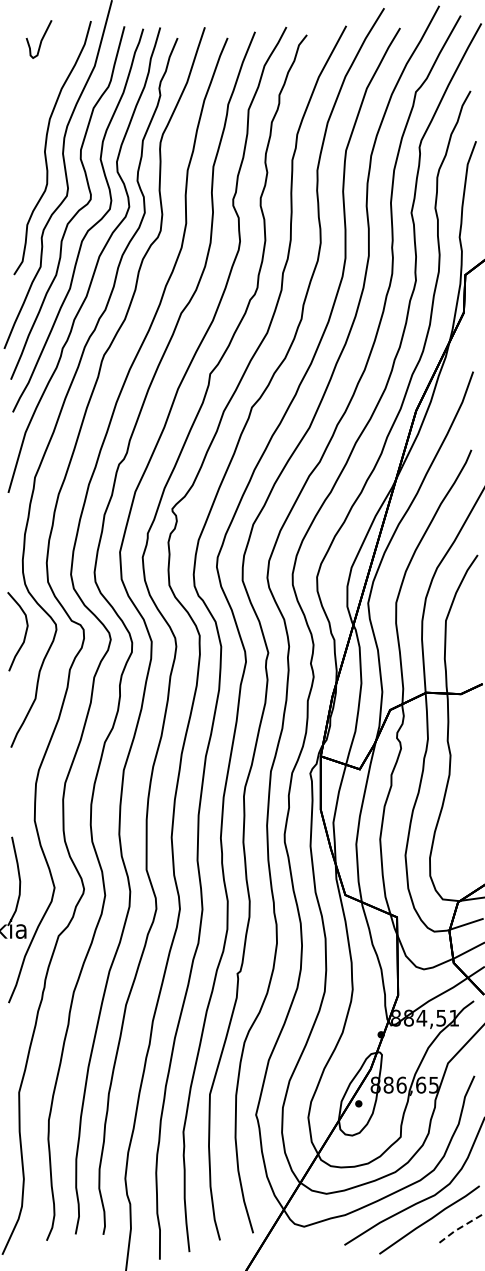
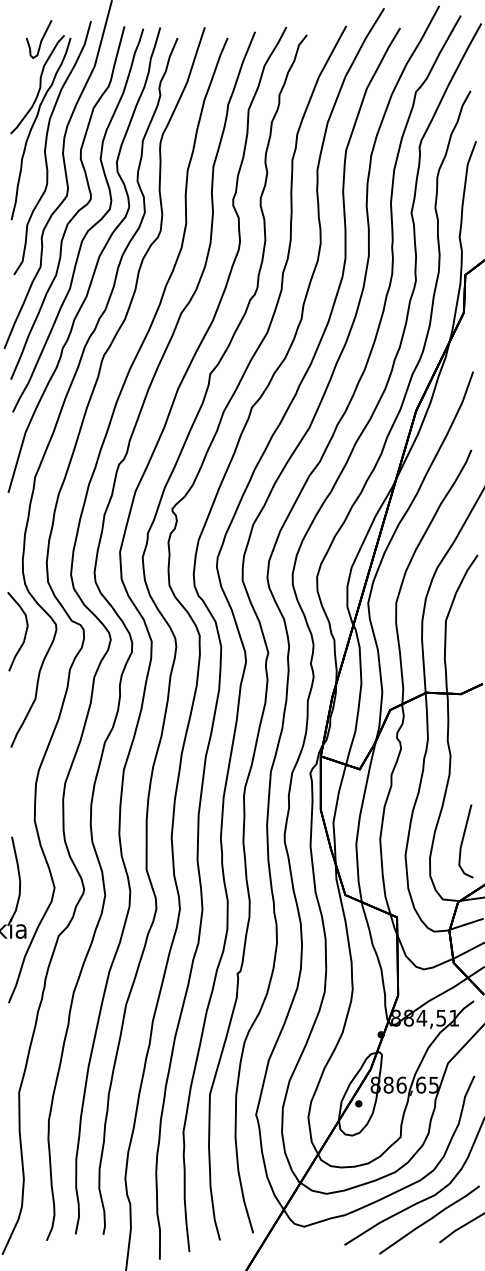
part: none -> present (34, 124)
line: none -> present (463, 841)
line: dashed -> solid (460, 1227)
